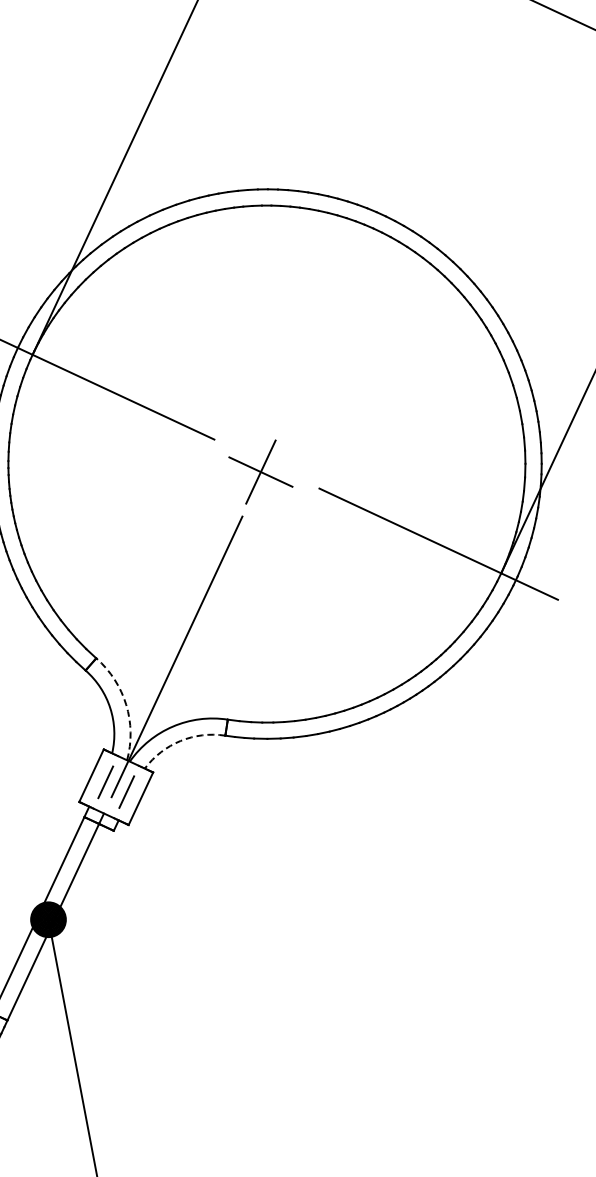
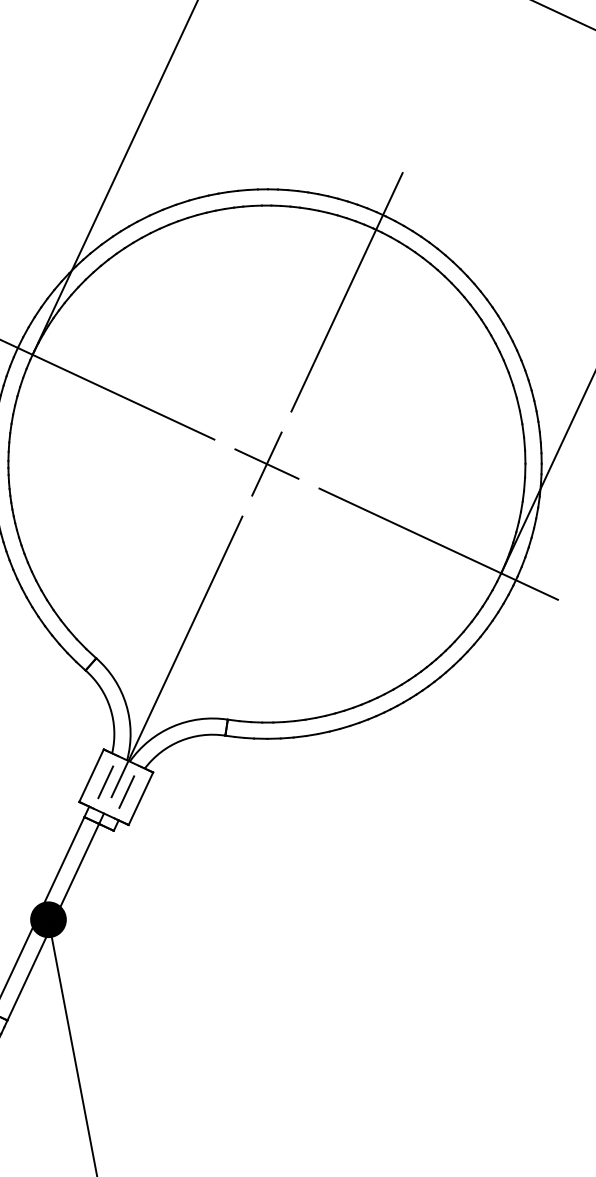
line: none -> present (346, 292)
part position: (260, 471) -> (266, 463) (266, 463)
arc: dashed -> solid (126, 704)
arc: dashed -> solid (180, 741)
